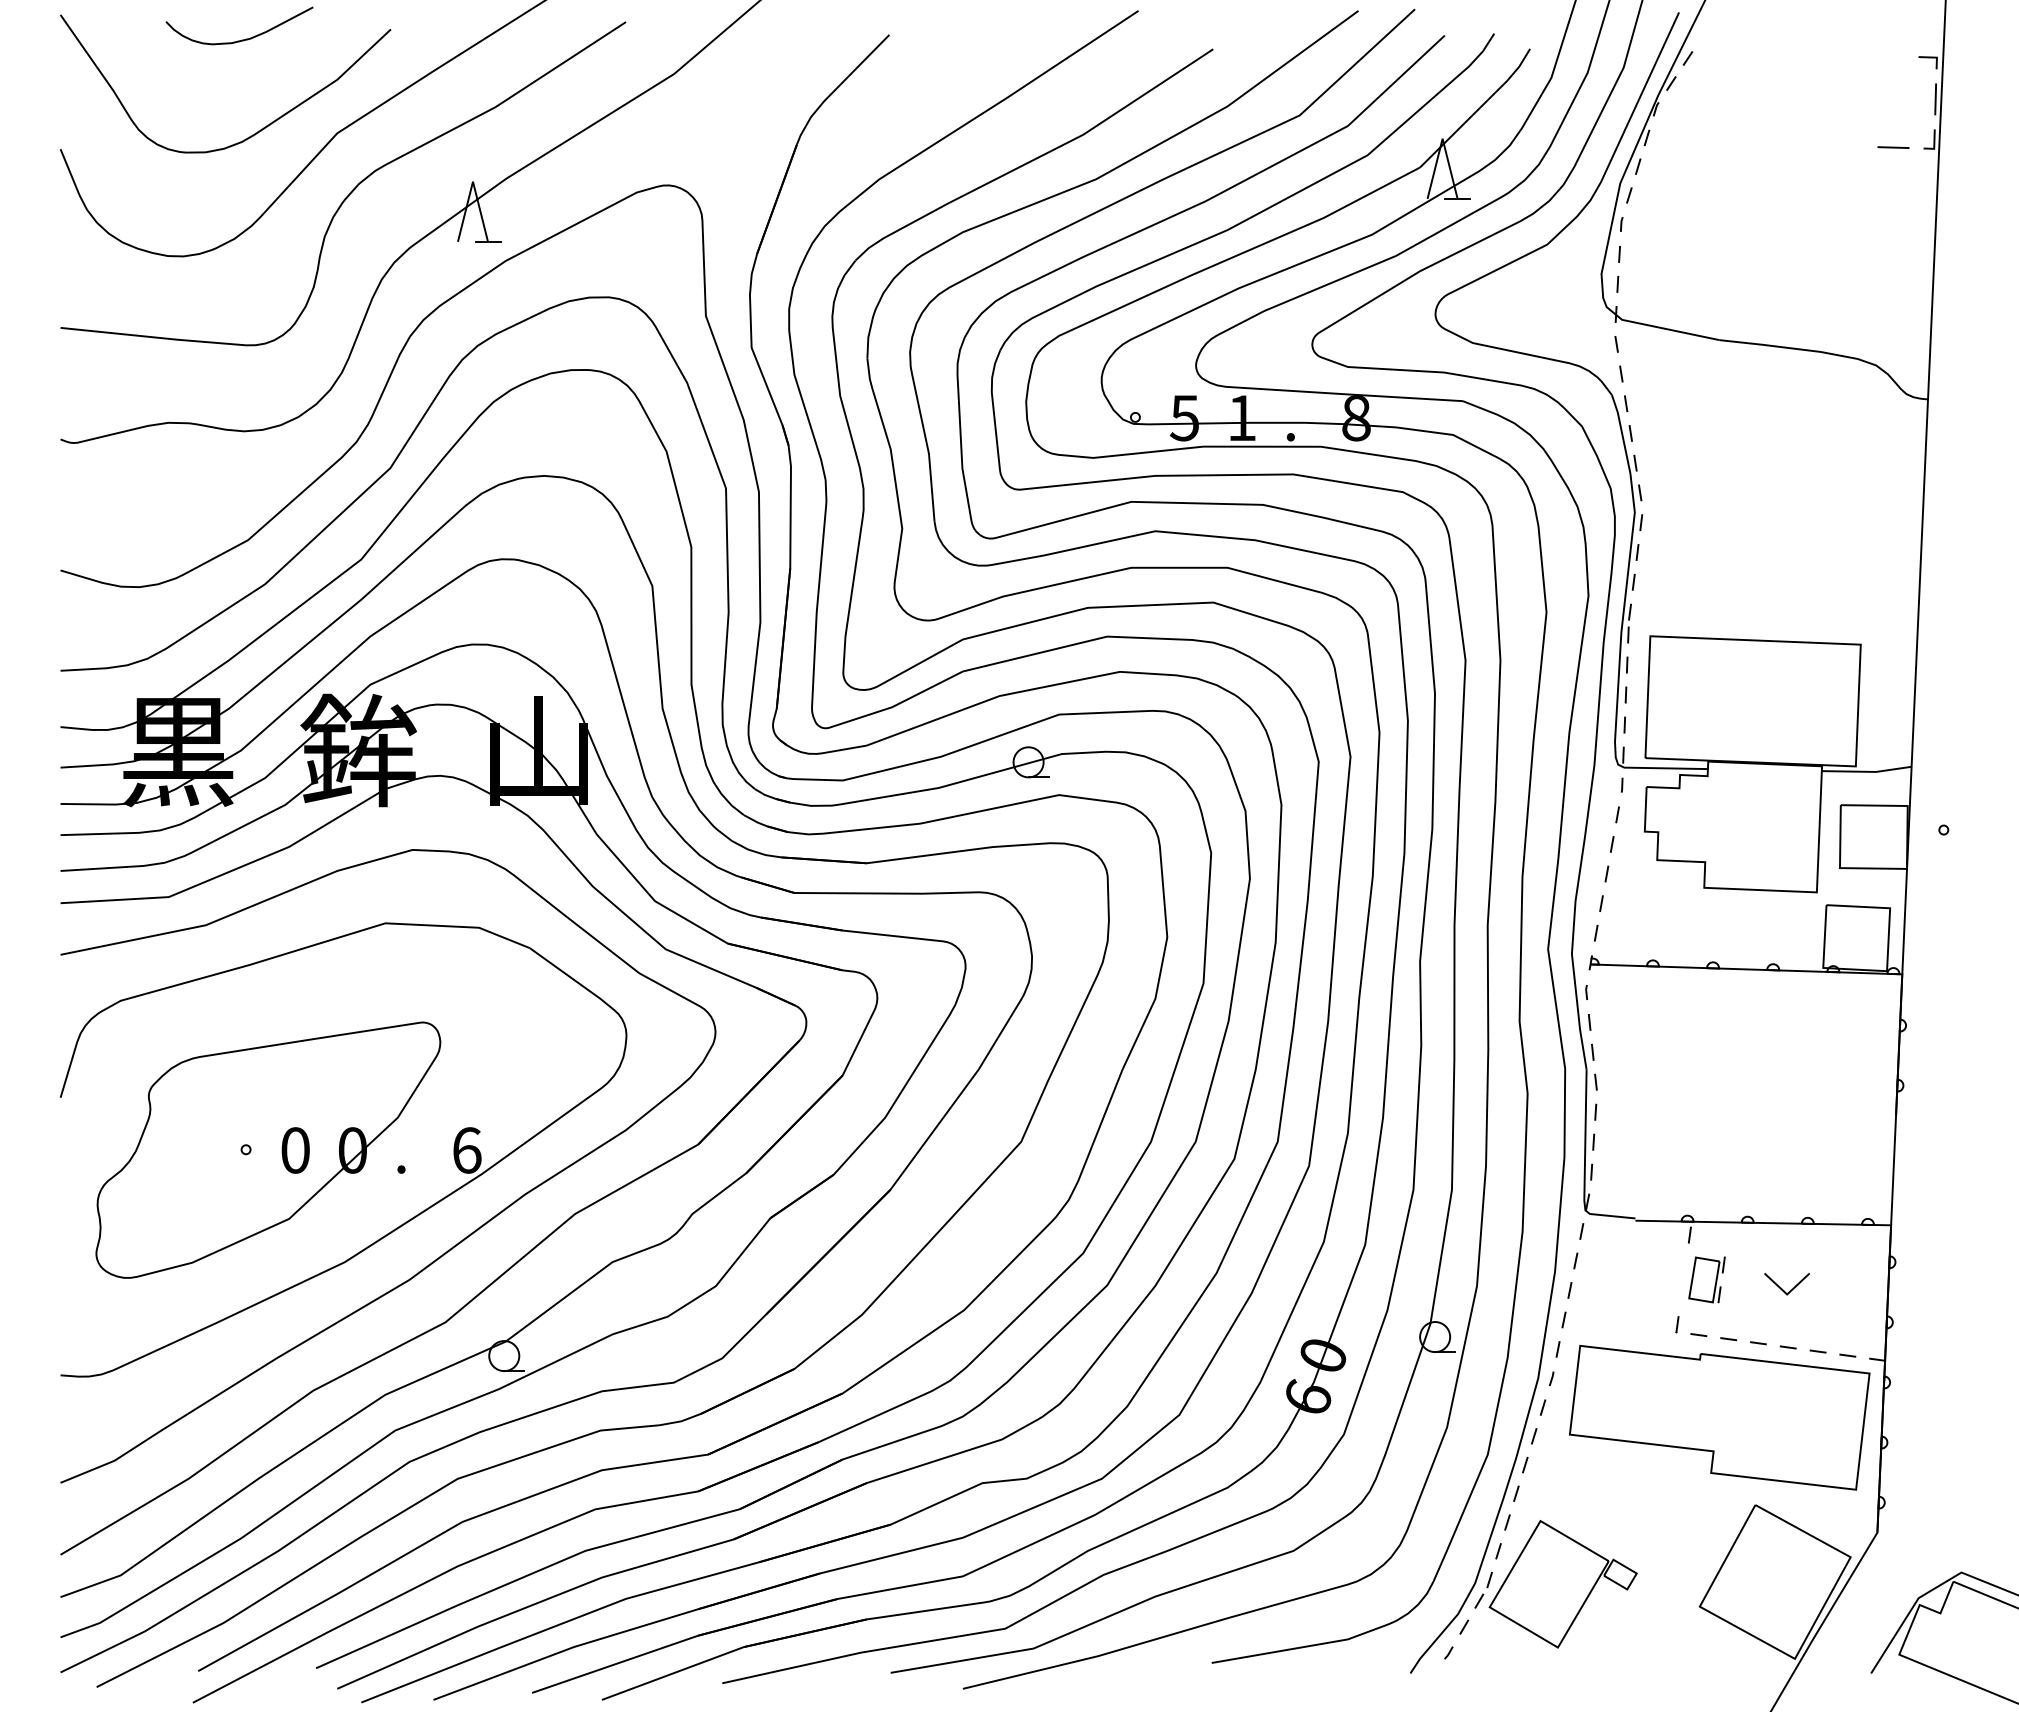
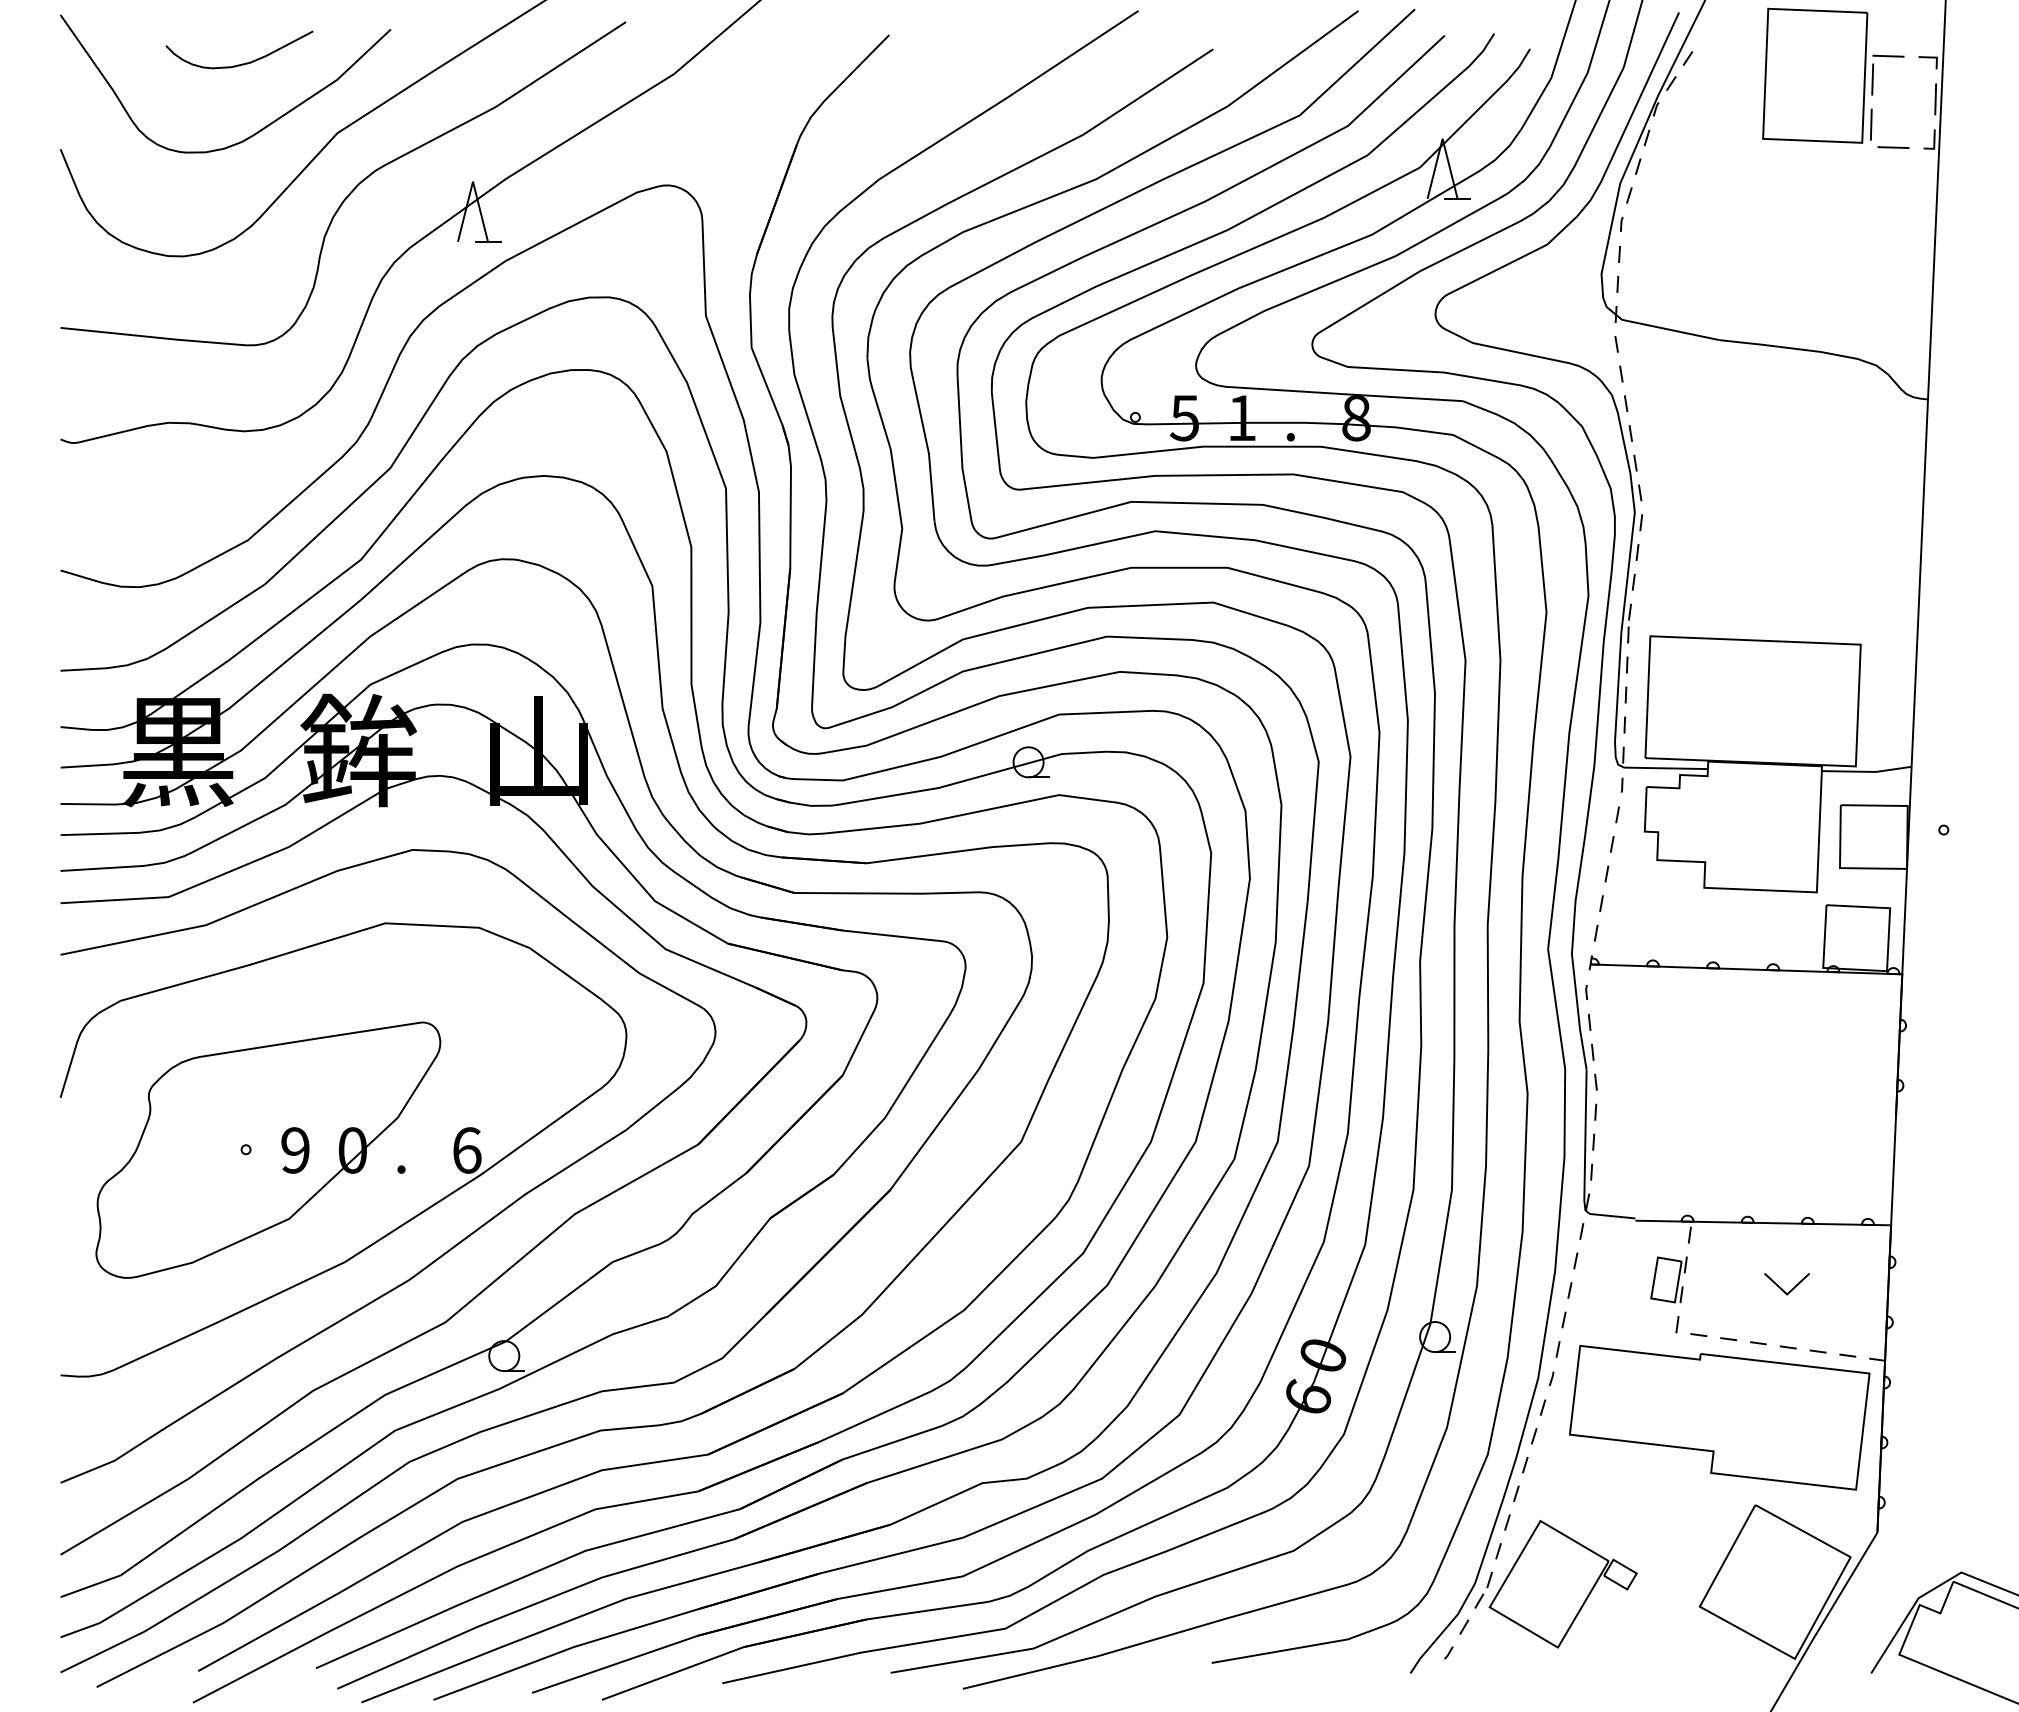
curve position: (241, 39) -> (241, 63) (241, 63)
part: none -> present (1833, 75)
text: 0 -> 9 (295, 1150)
part position: (1706, 1279) -> (1668, 1279) (1668, 1279)
